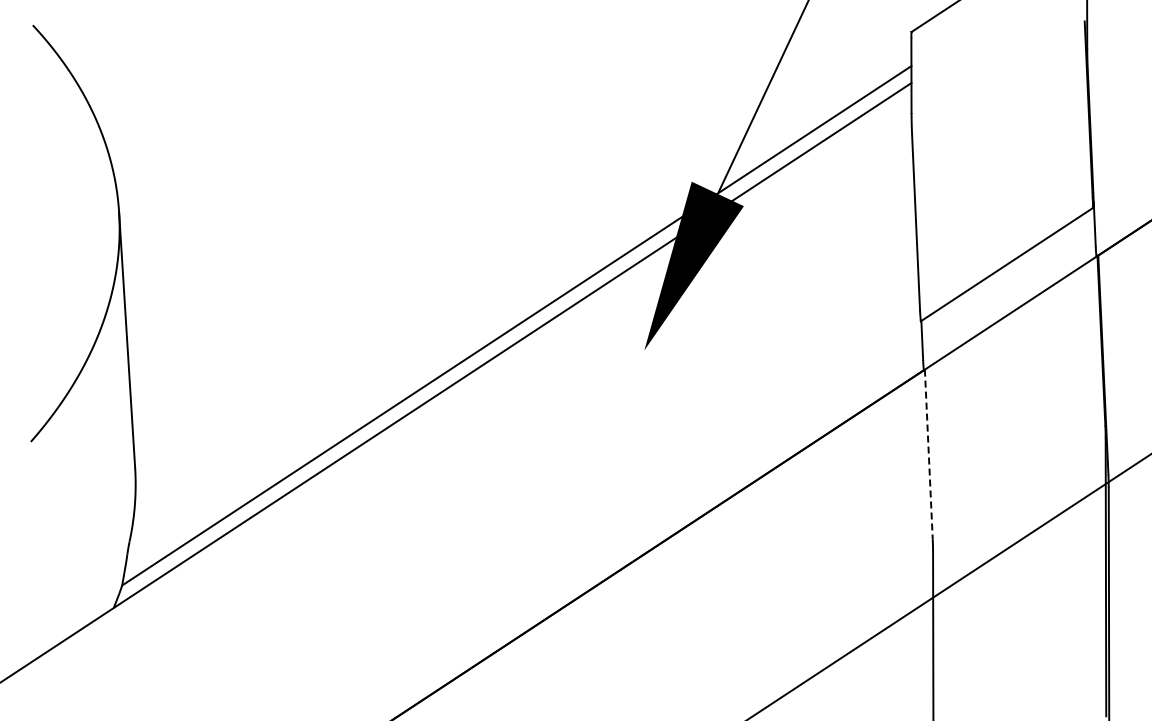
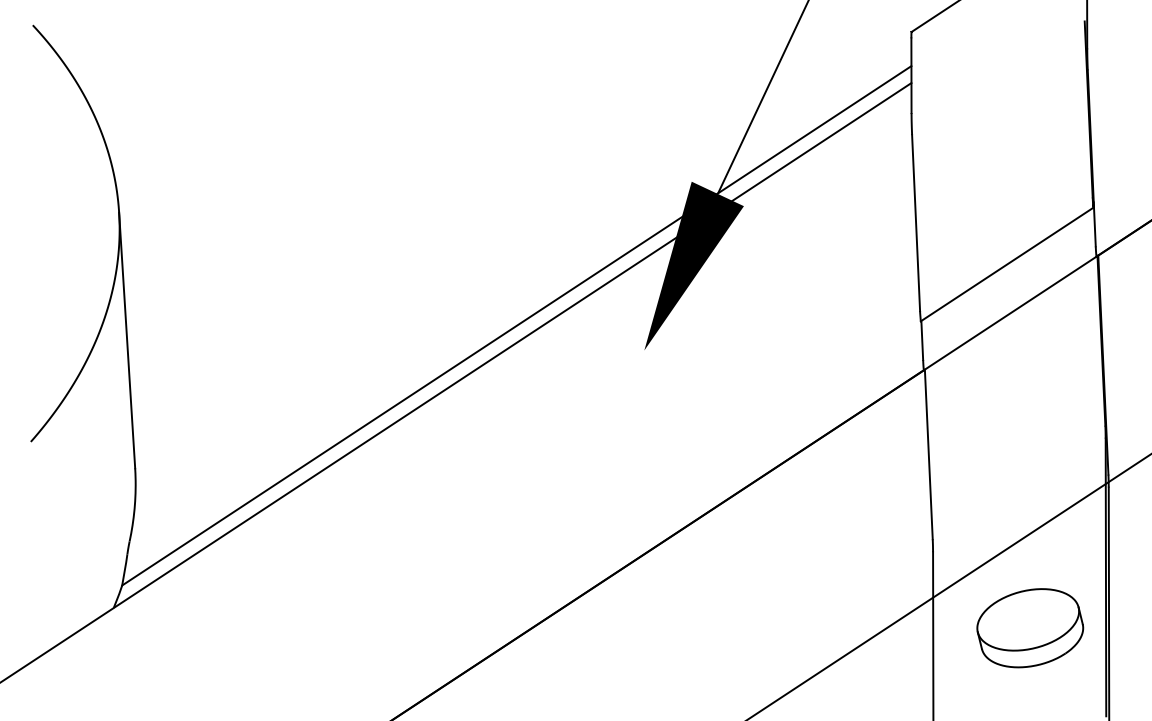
line: dashed -> solid (928, 454)
part: none -> present (1030, 628)
